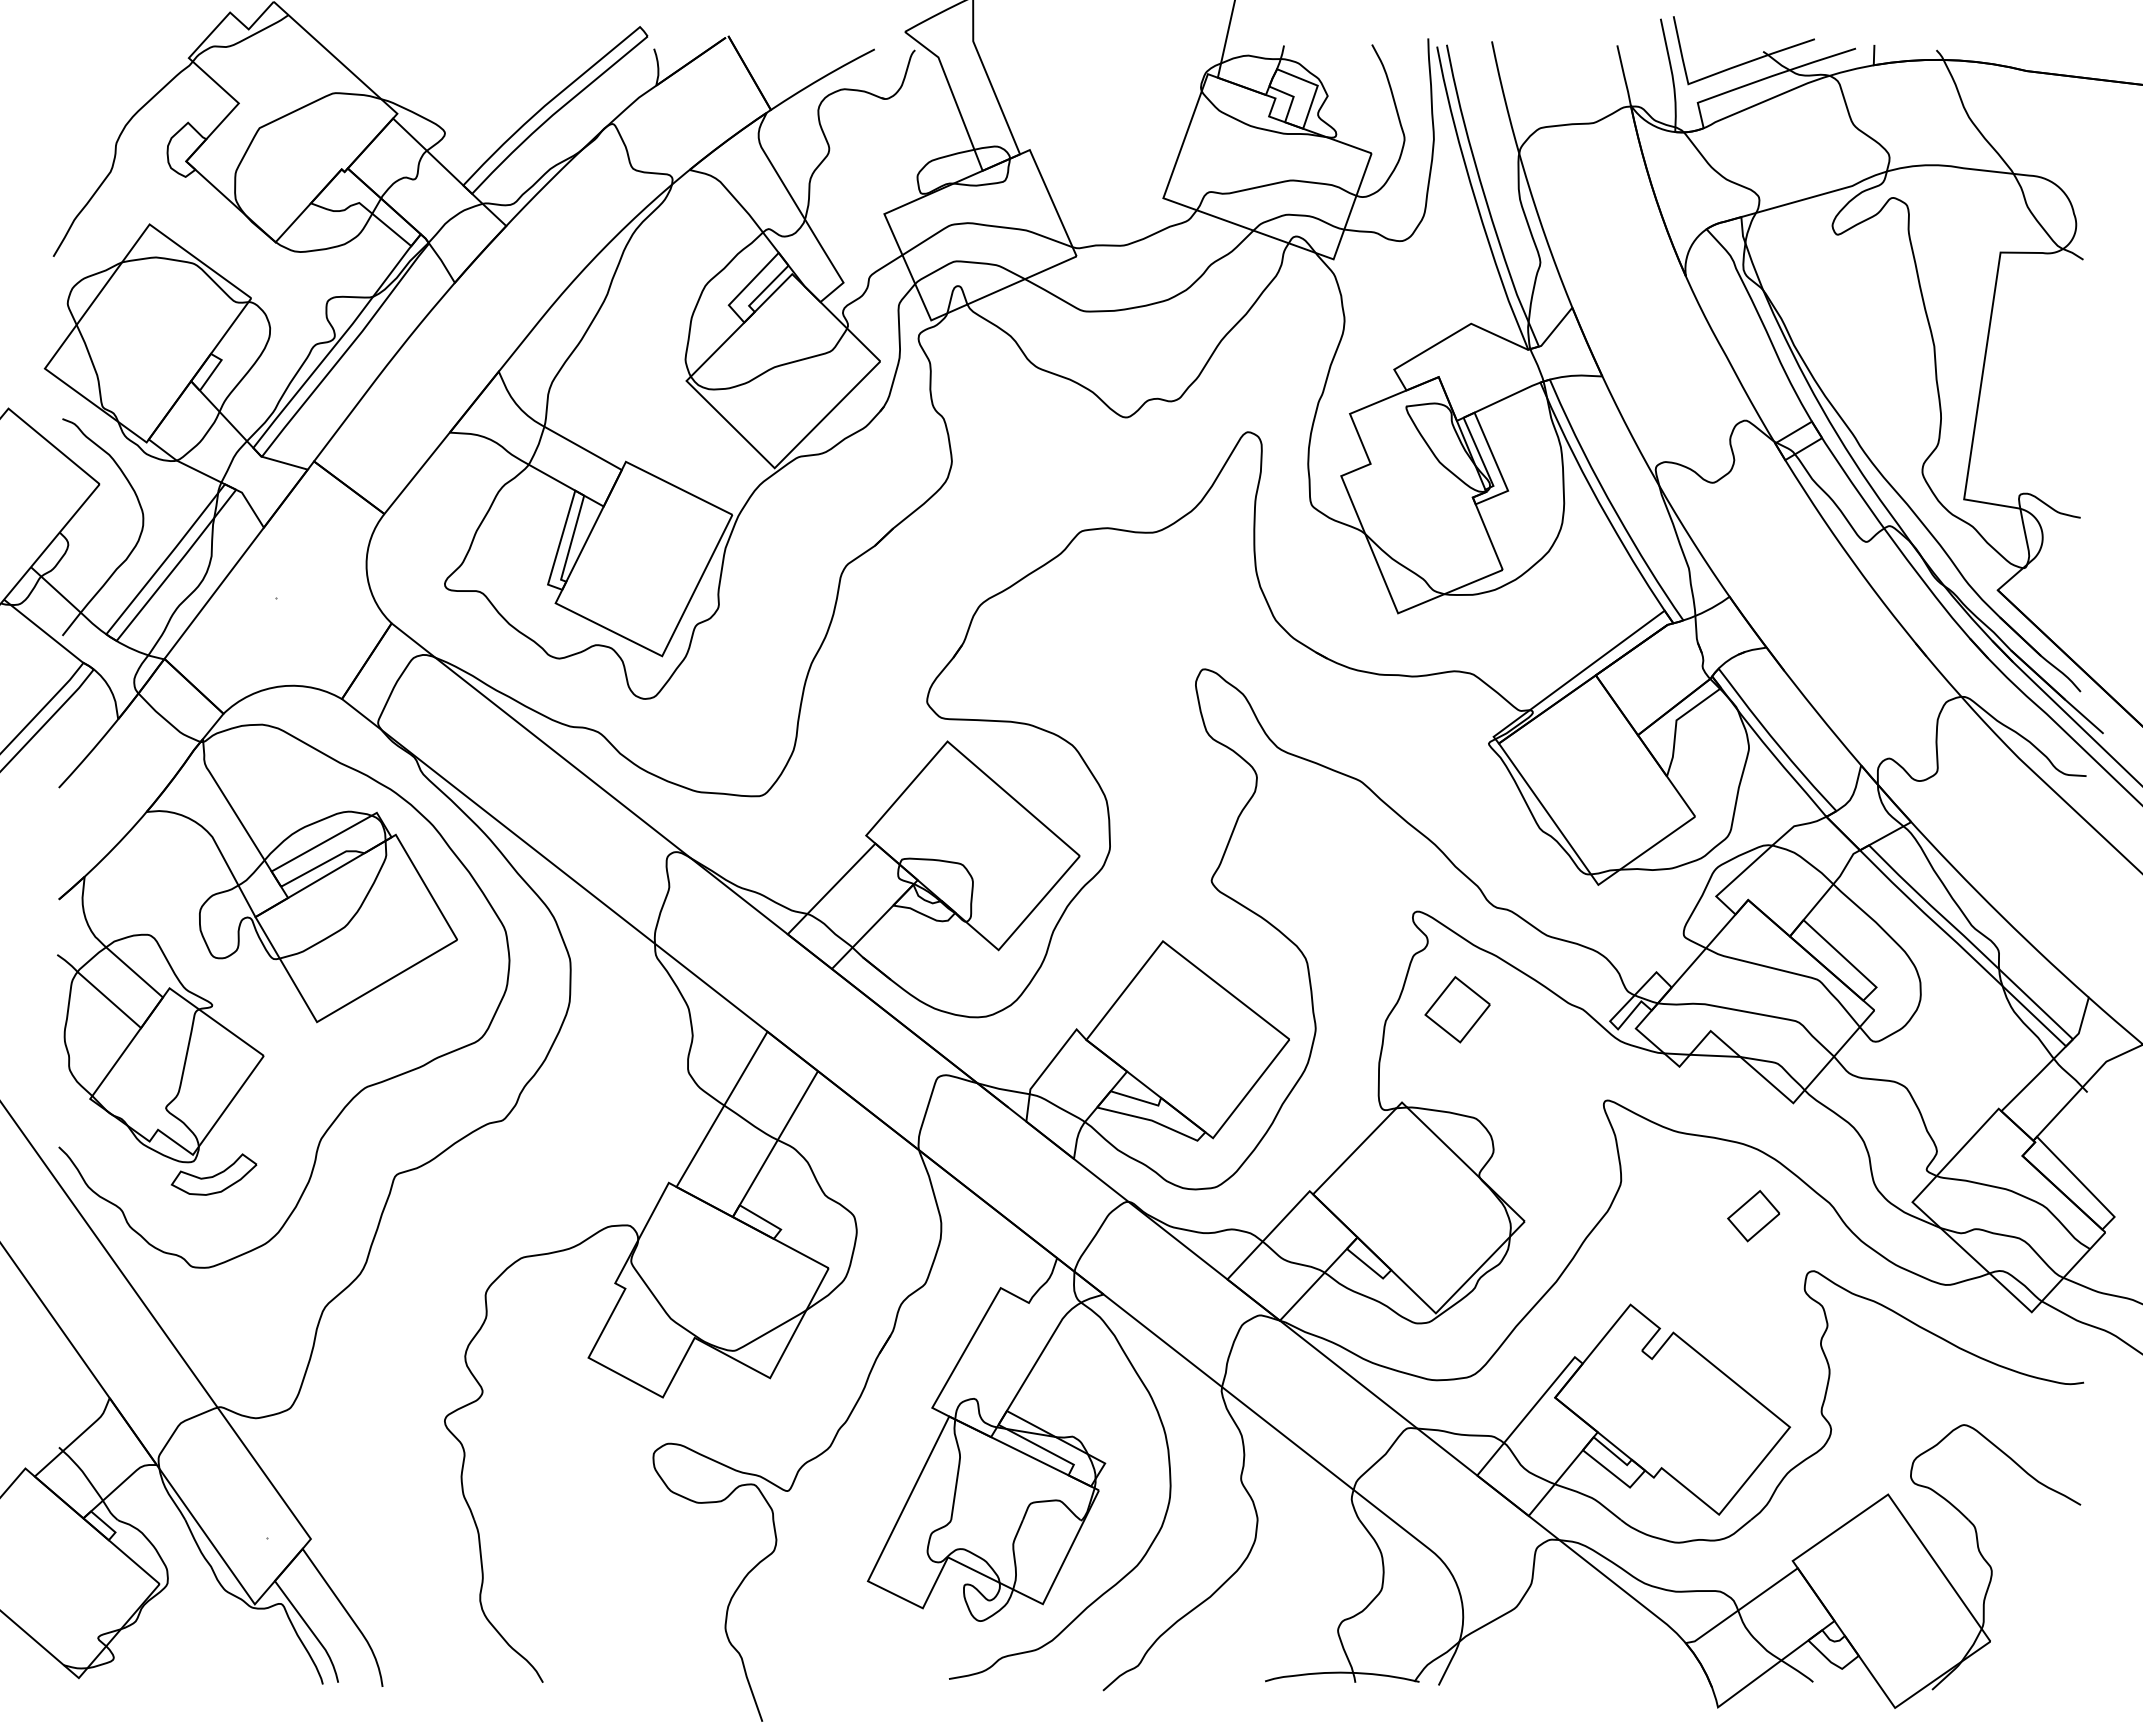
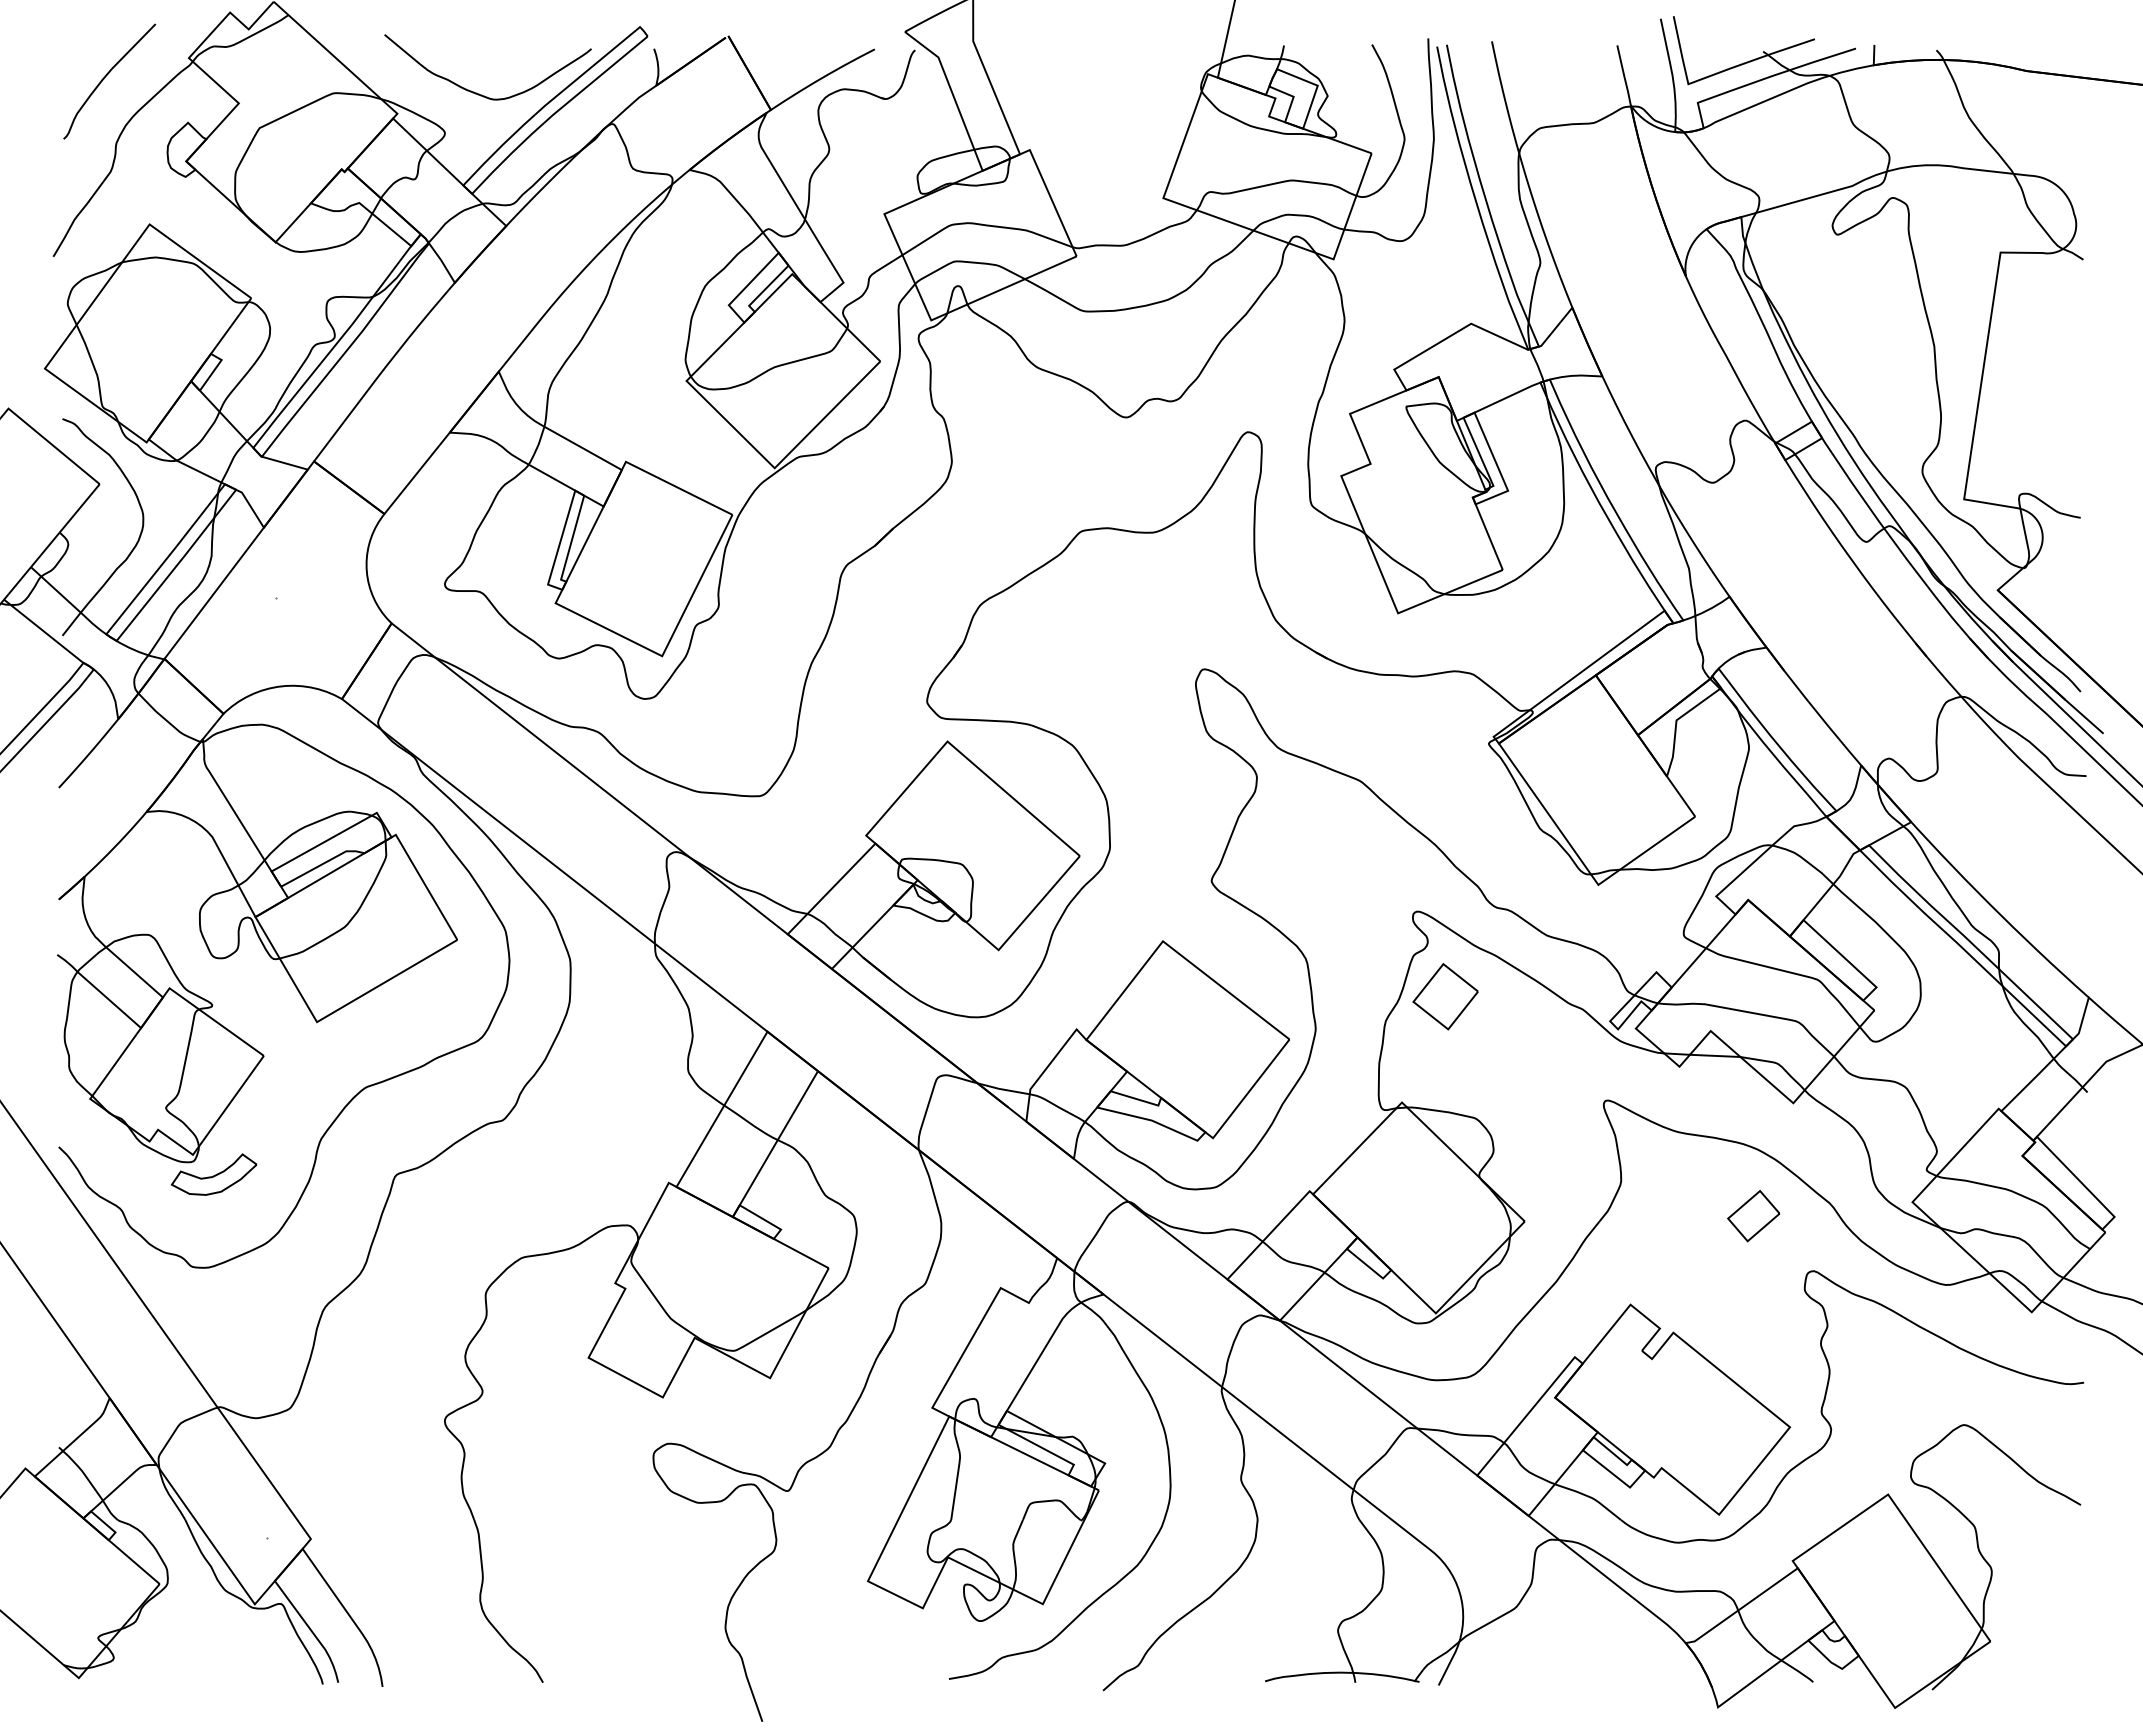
curve: none -> present (104, 79)
curve: none -> present (479, 93)
part position: (1457, 1009) -> (1445, 996) (1445, 996)
